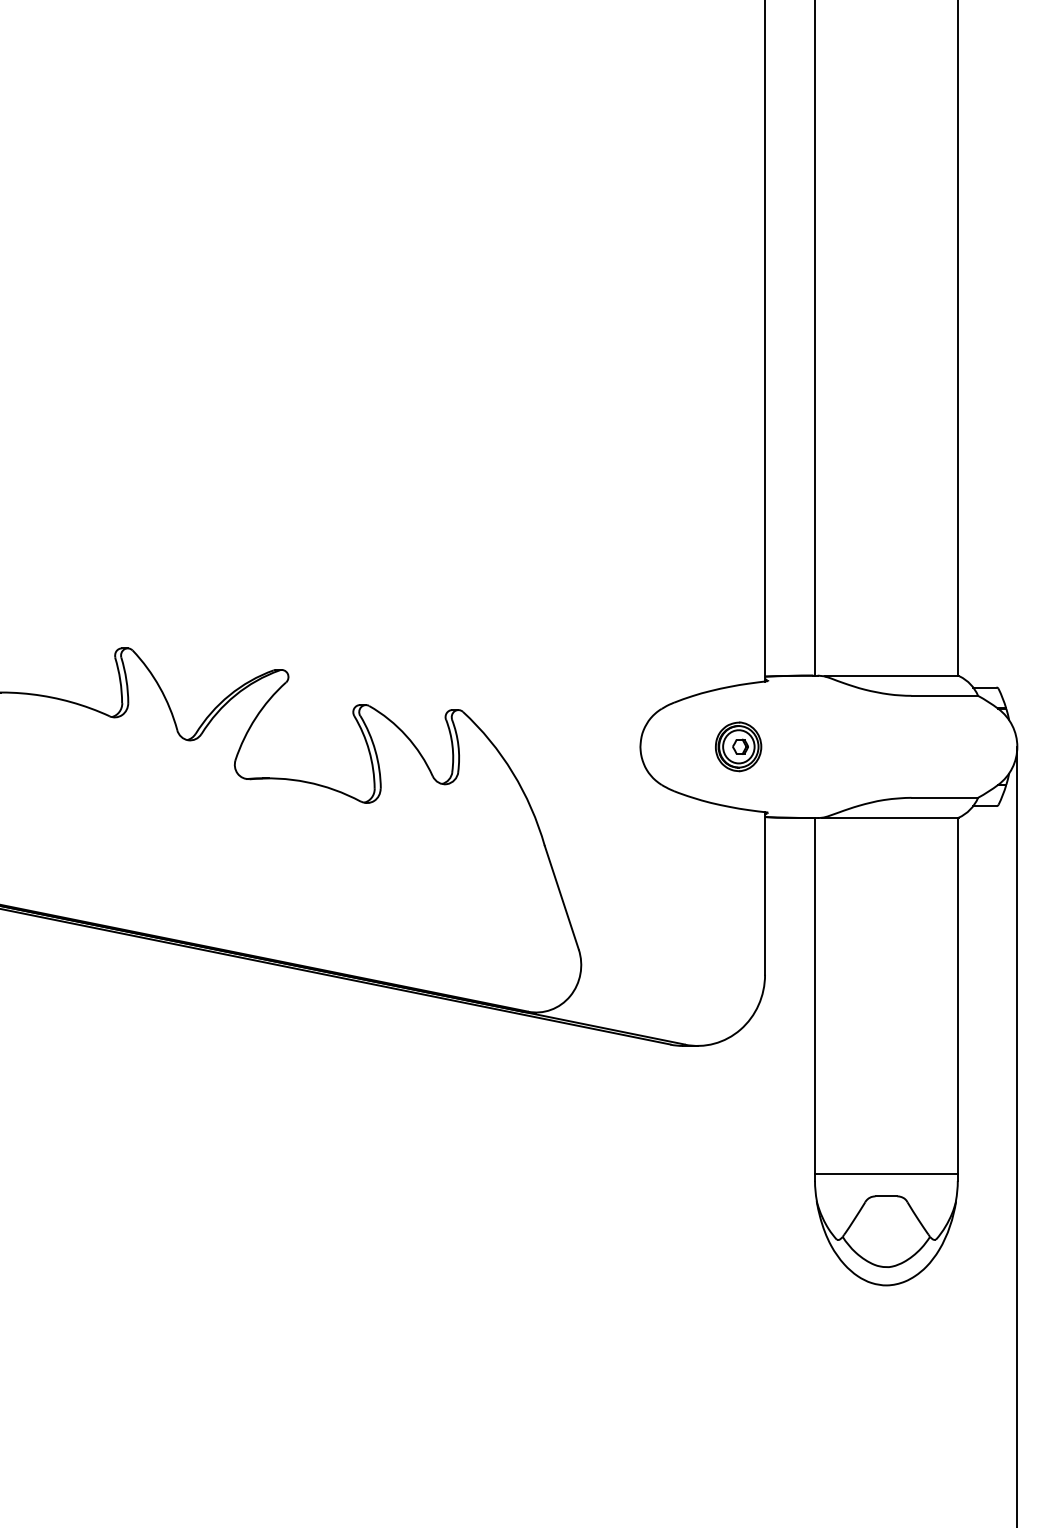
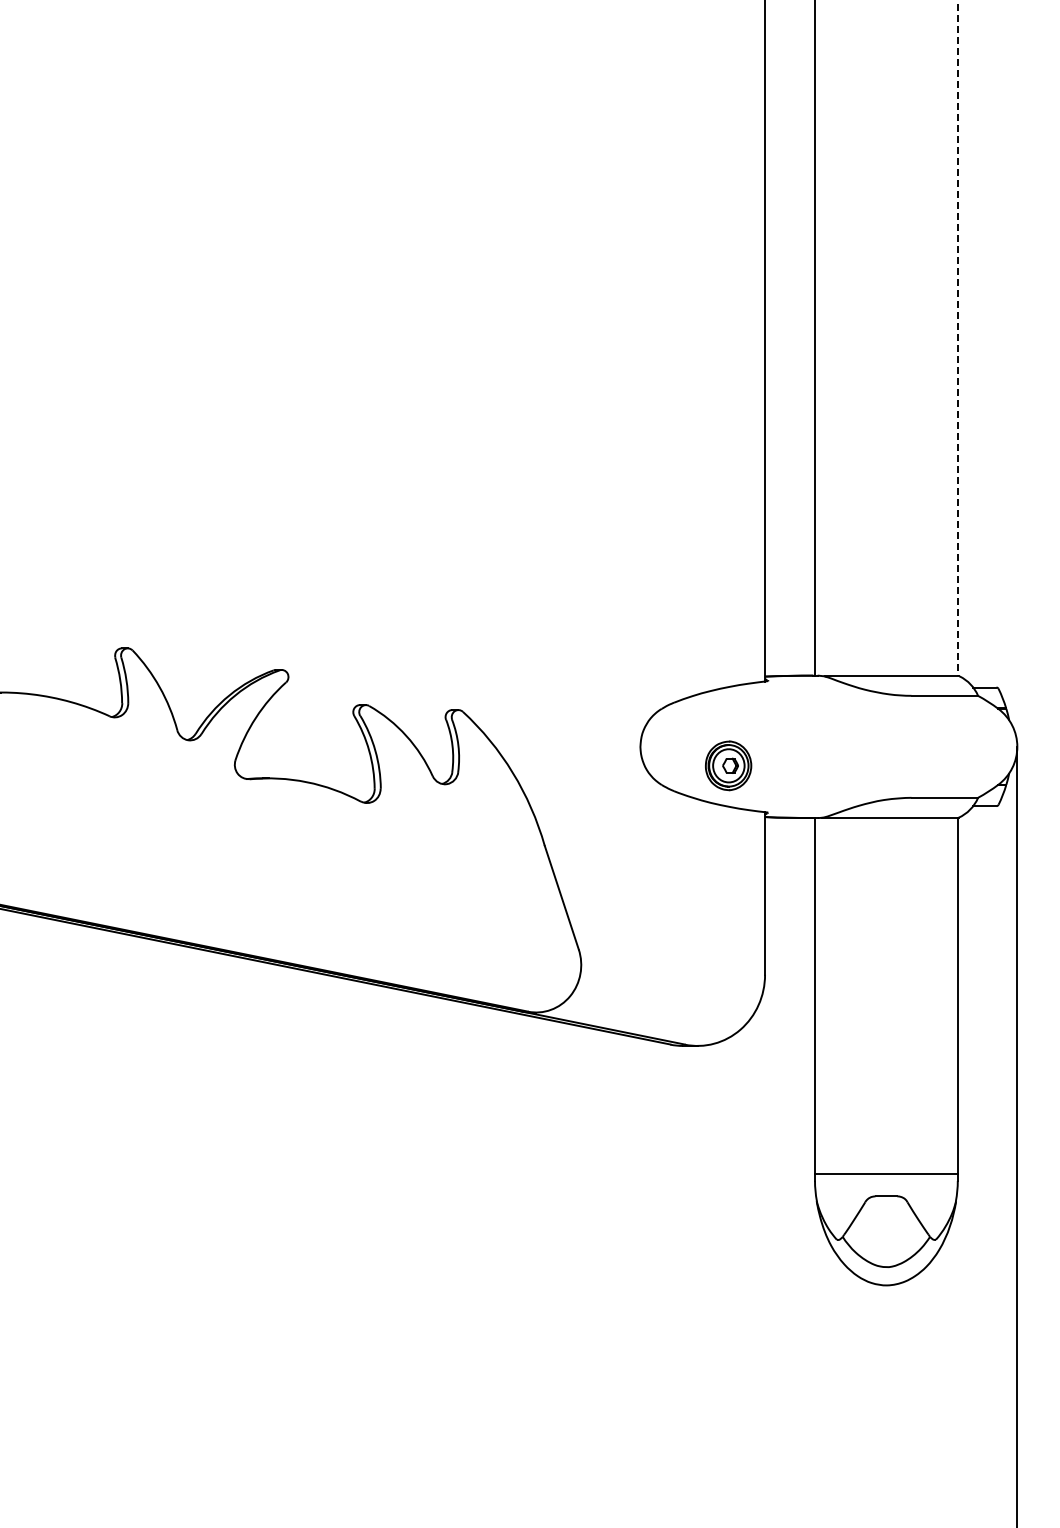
line: solid -> dashed (957, 338)
part position: (738, 746) -> (728, 765) (728, 765)
